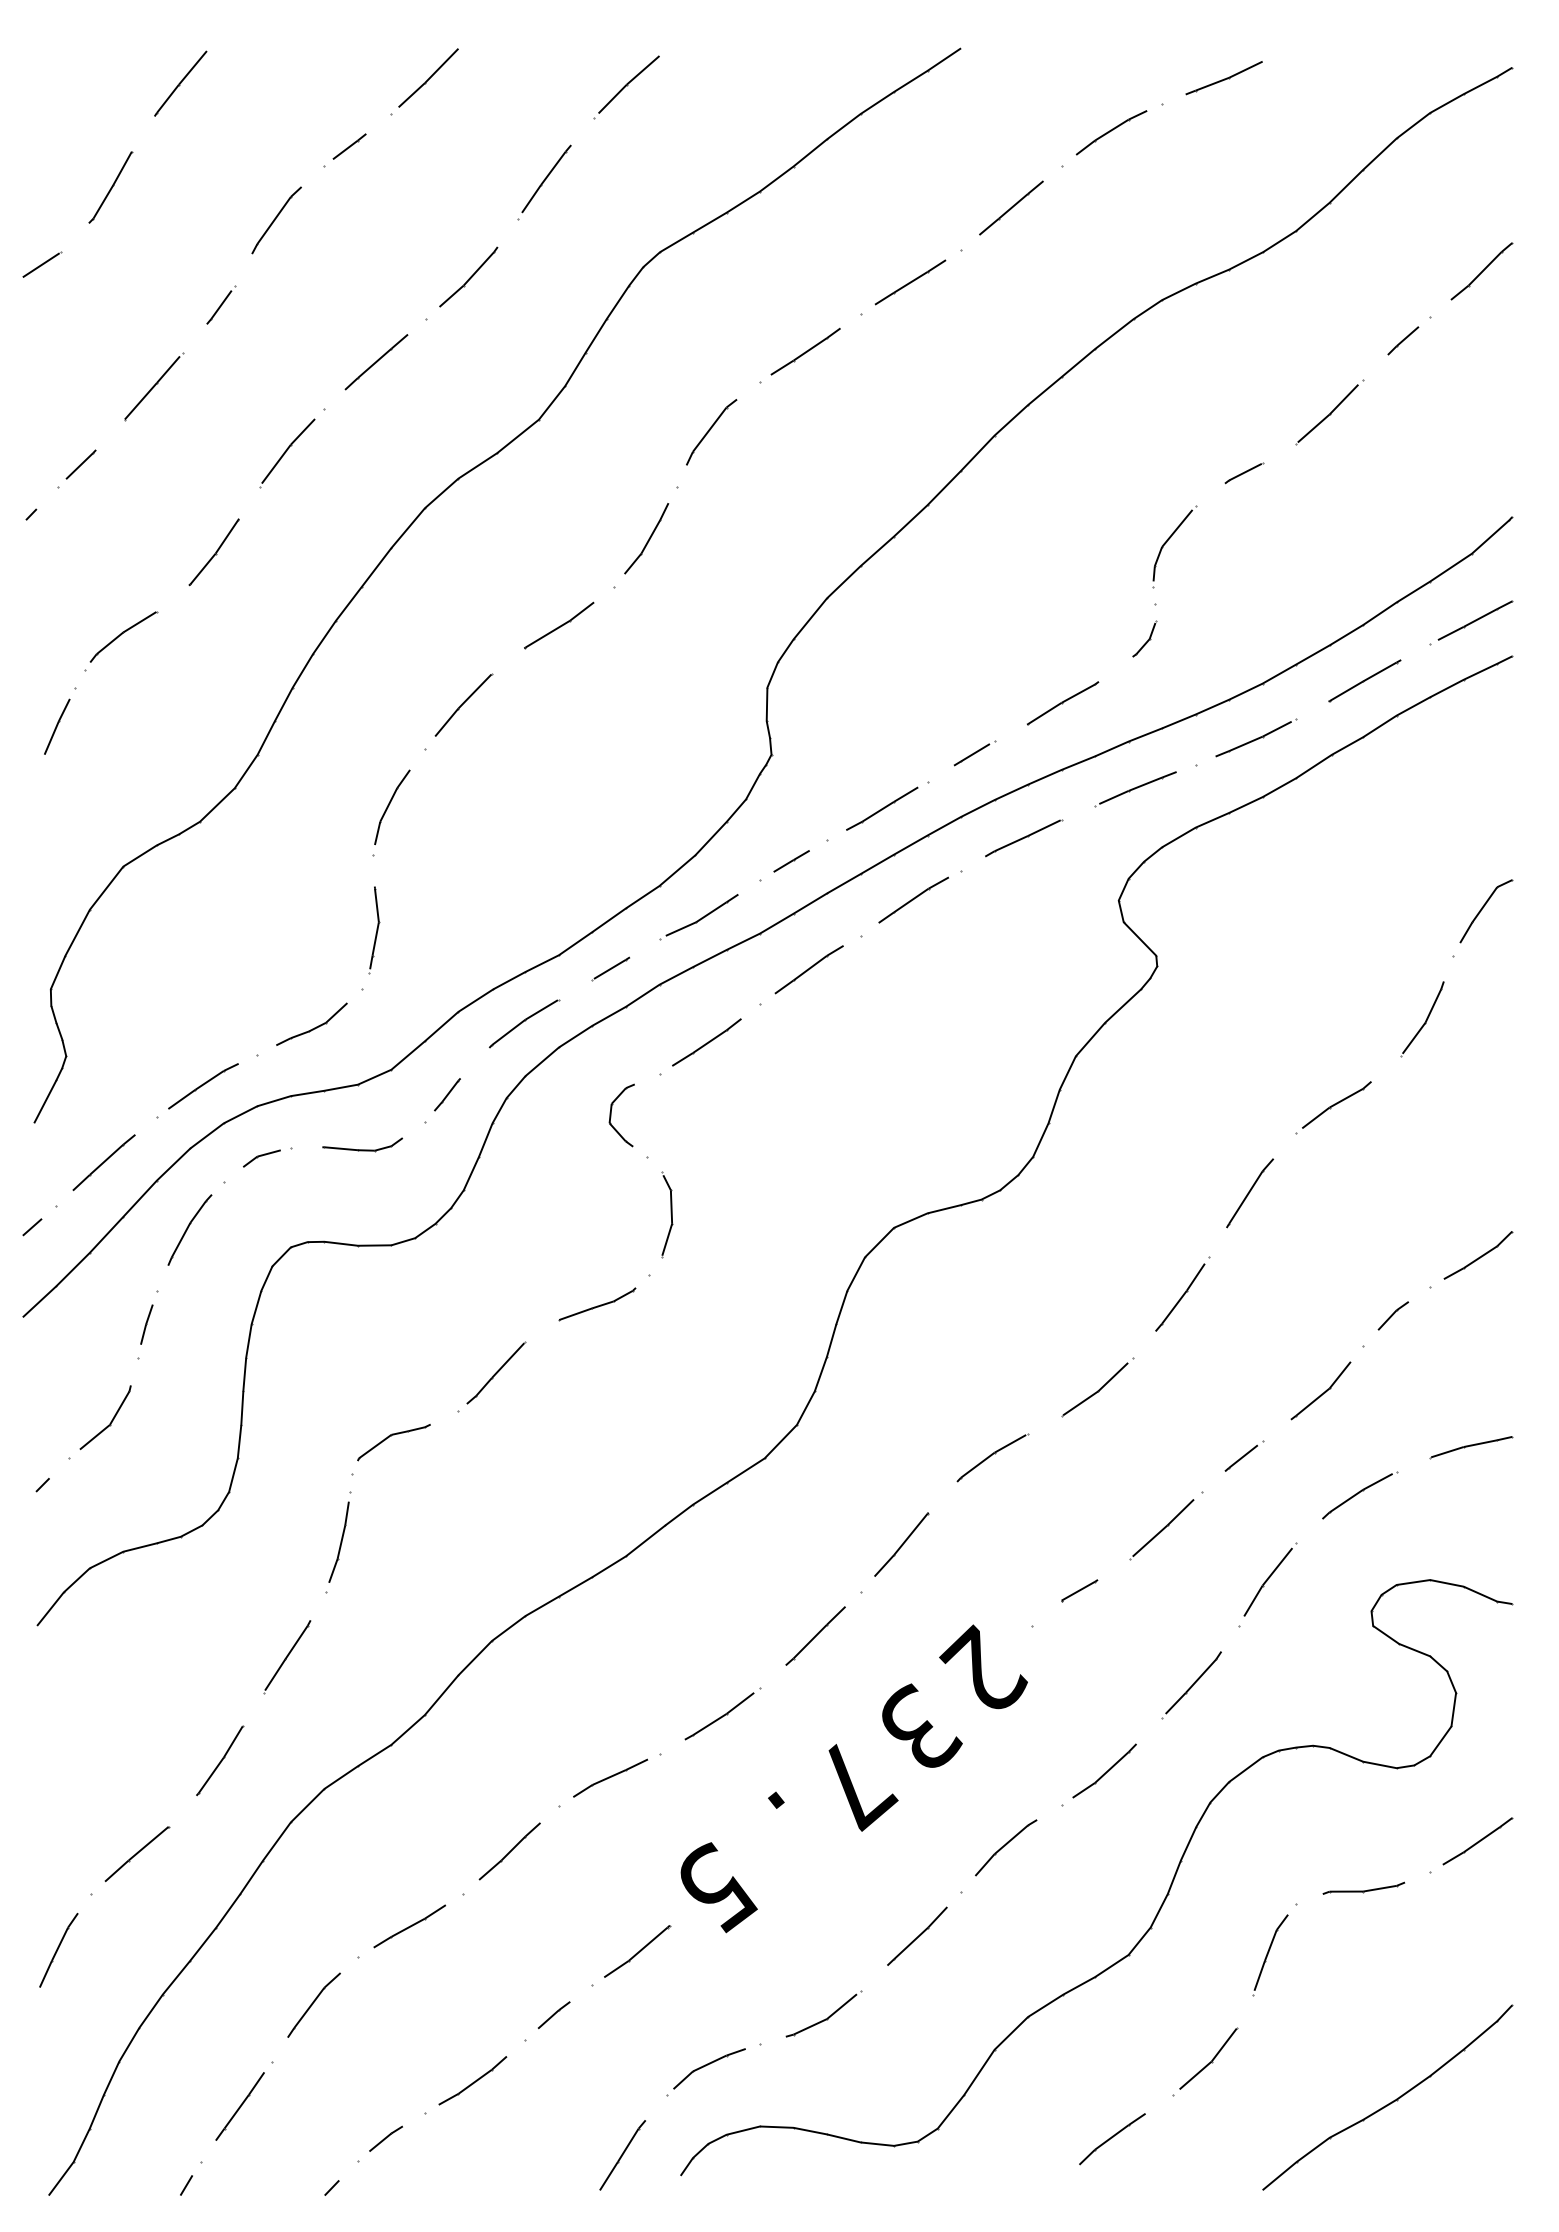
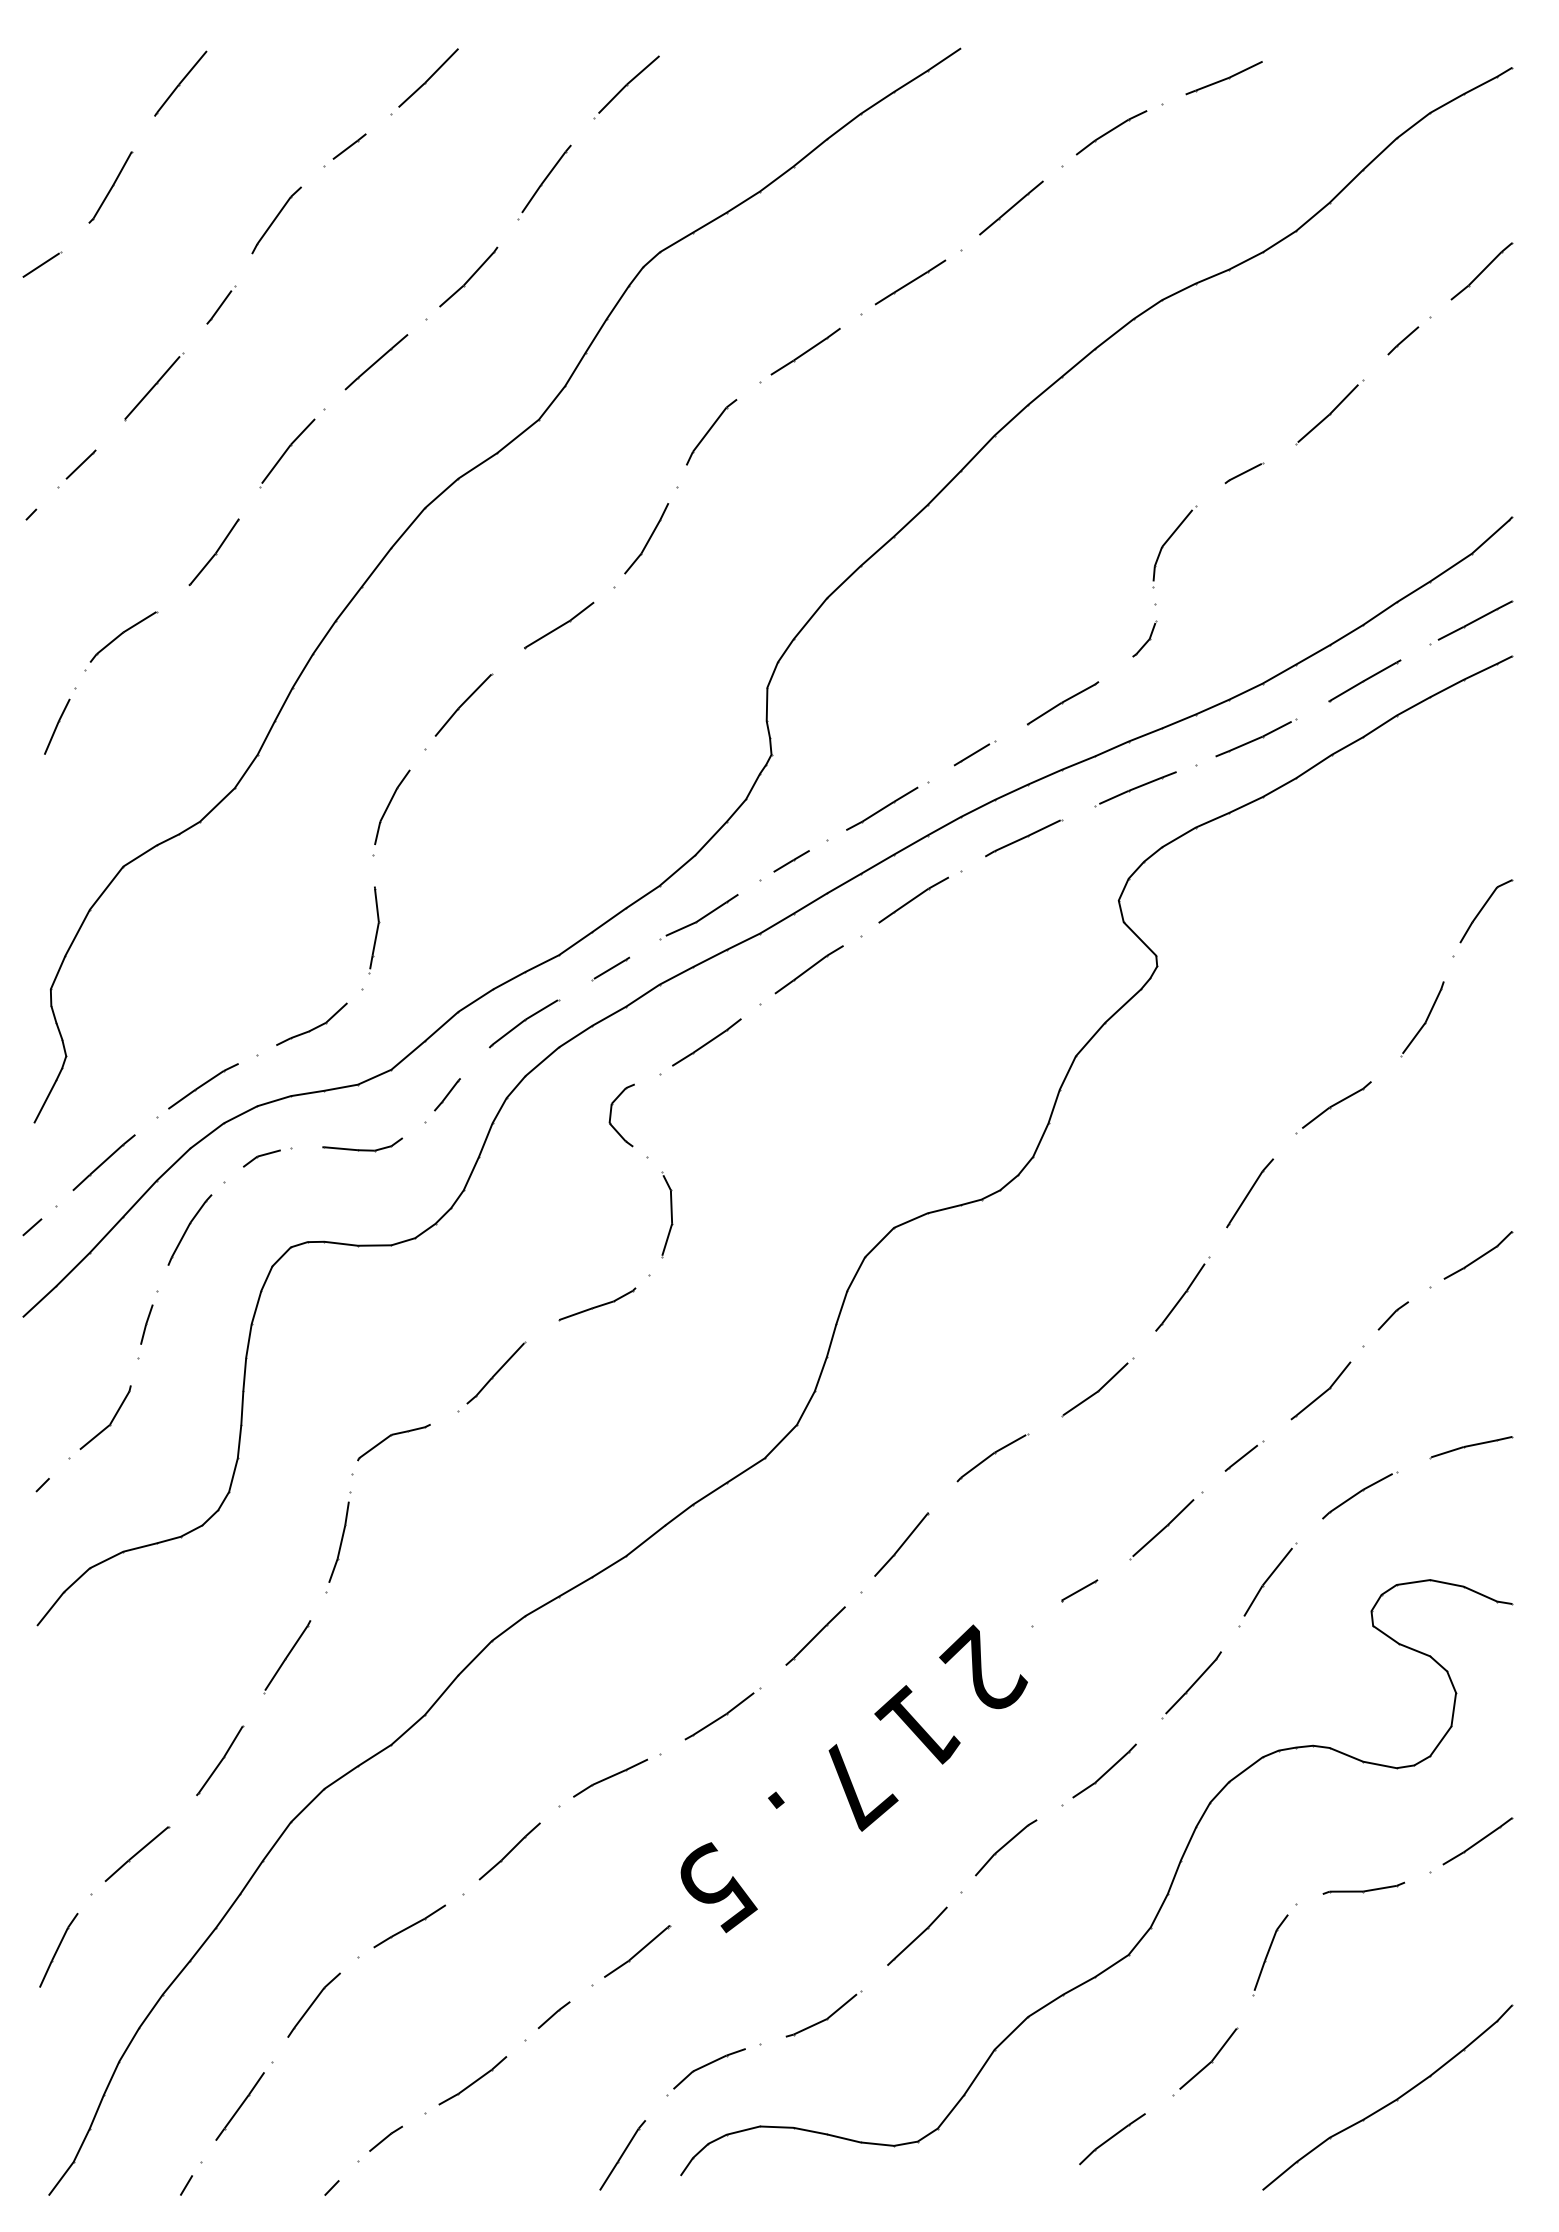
text: 3 -> 1 (918, 1725)
